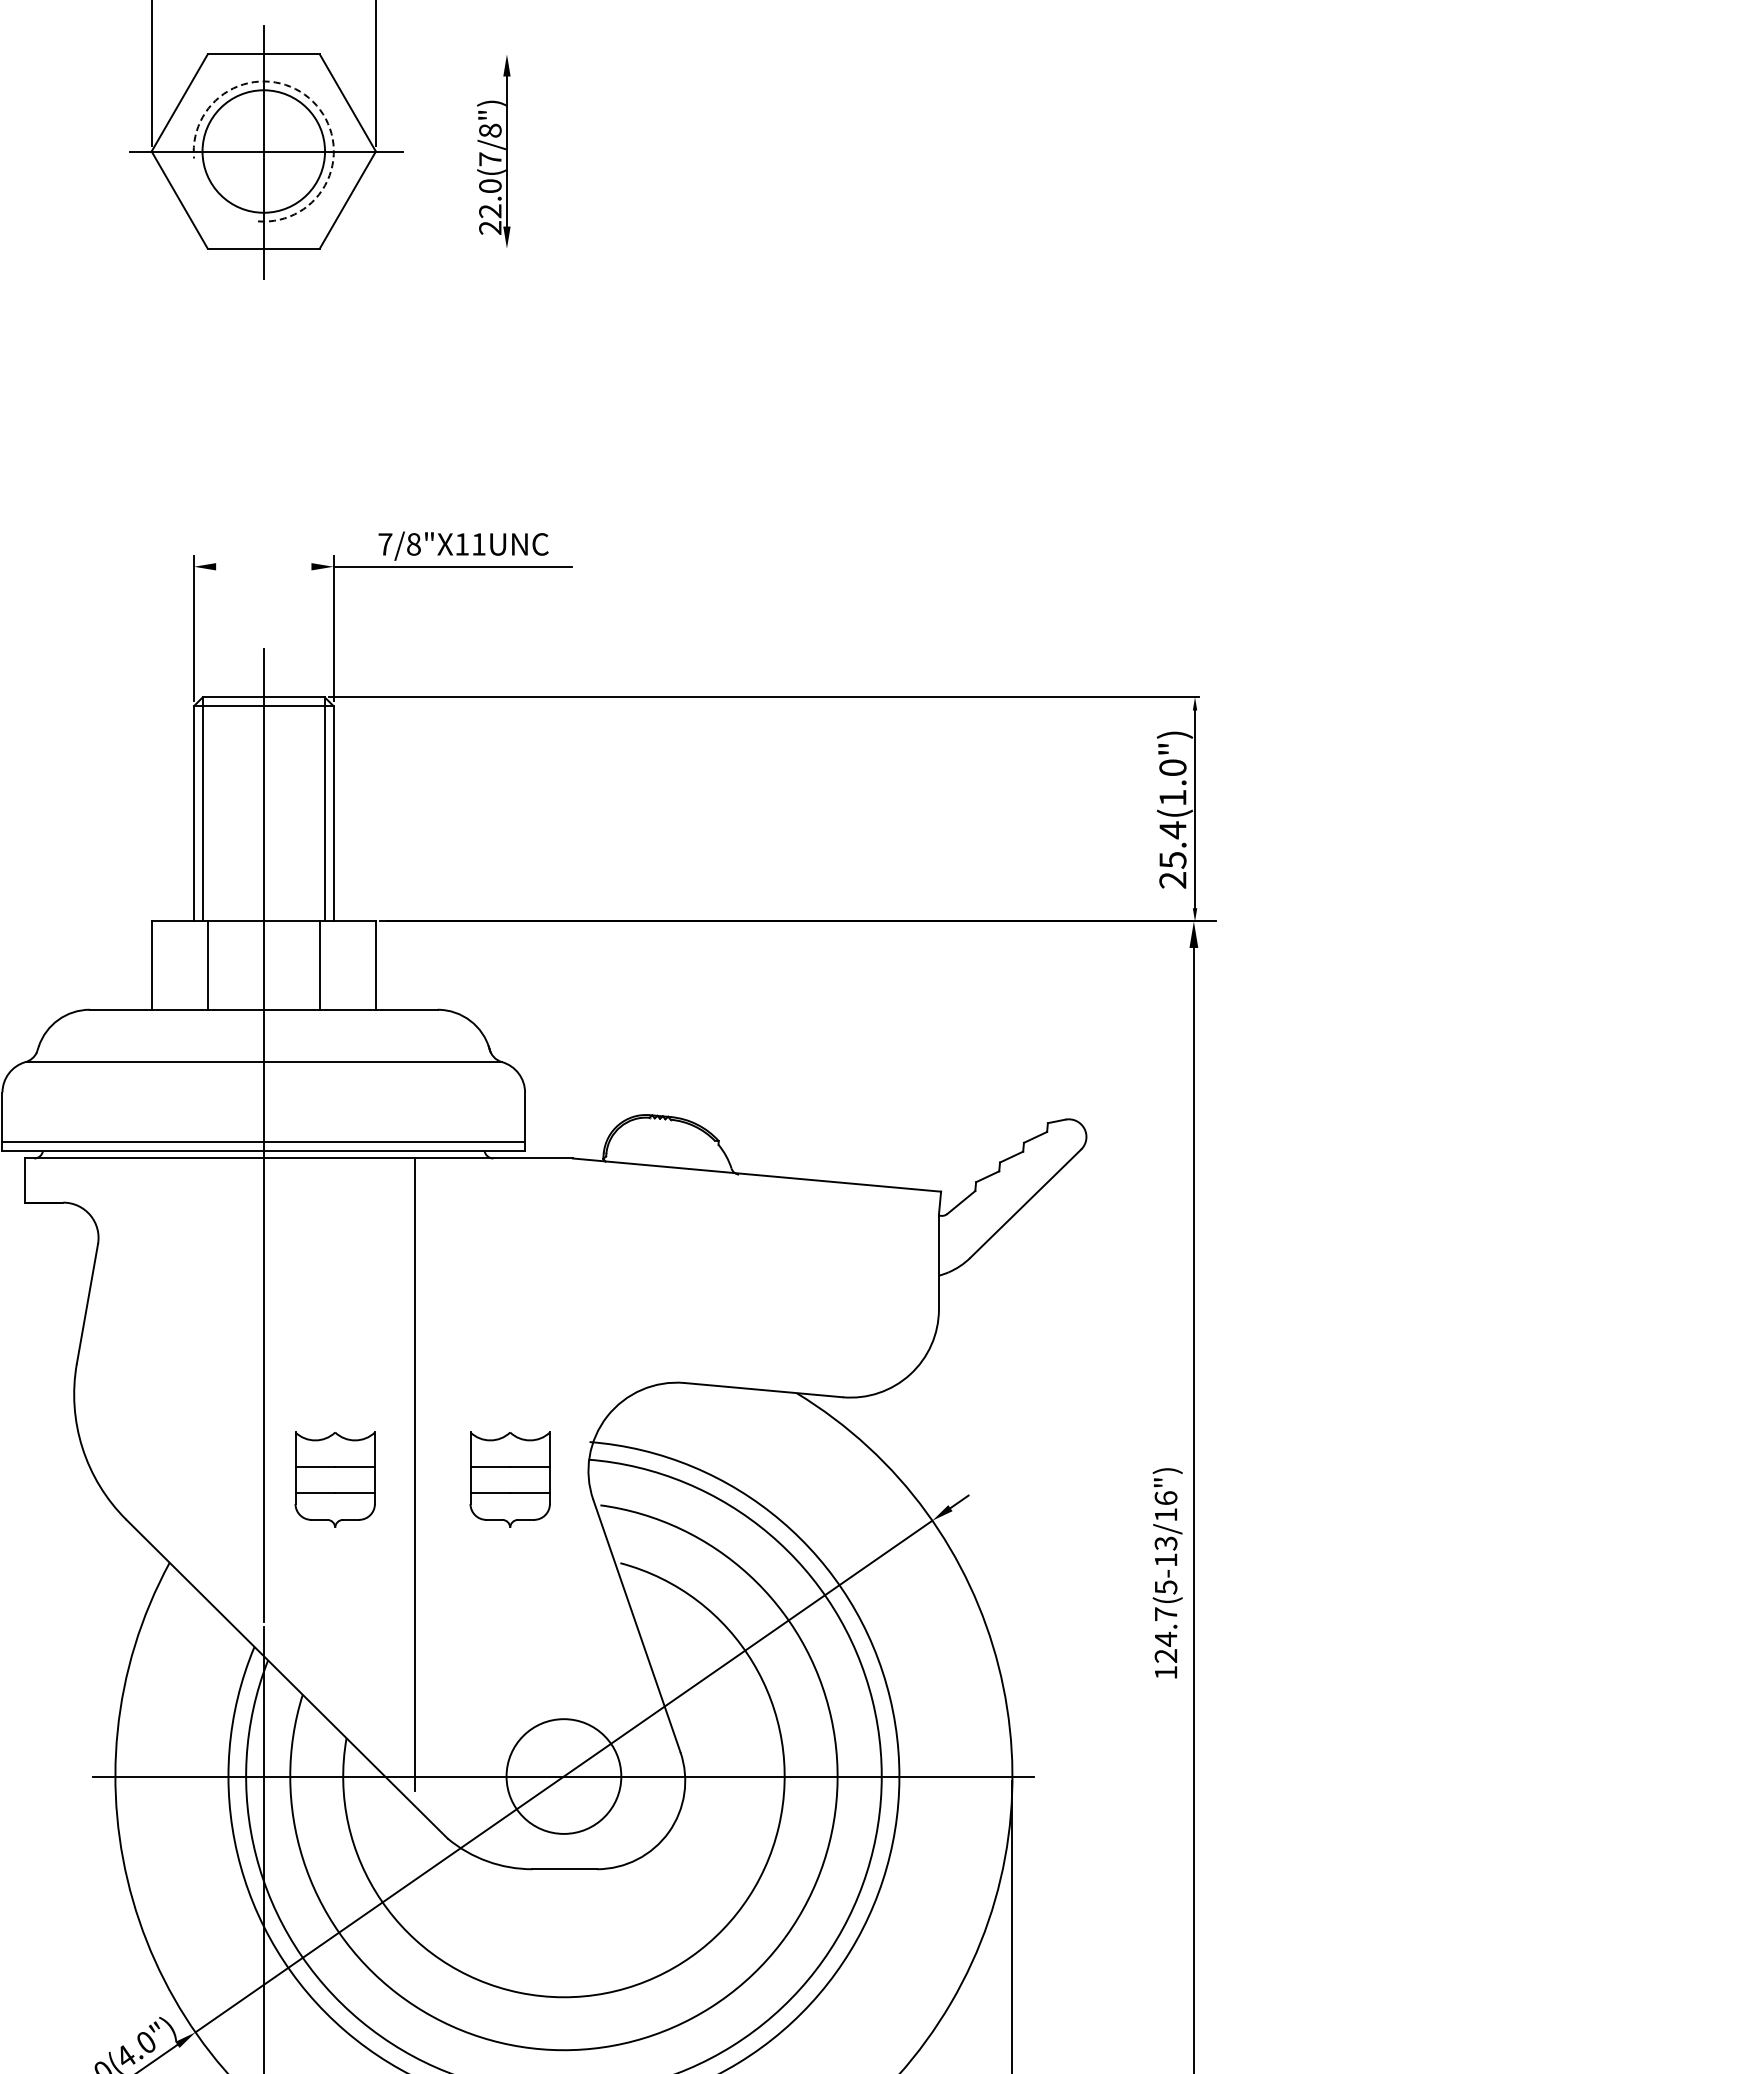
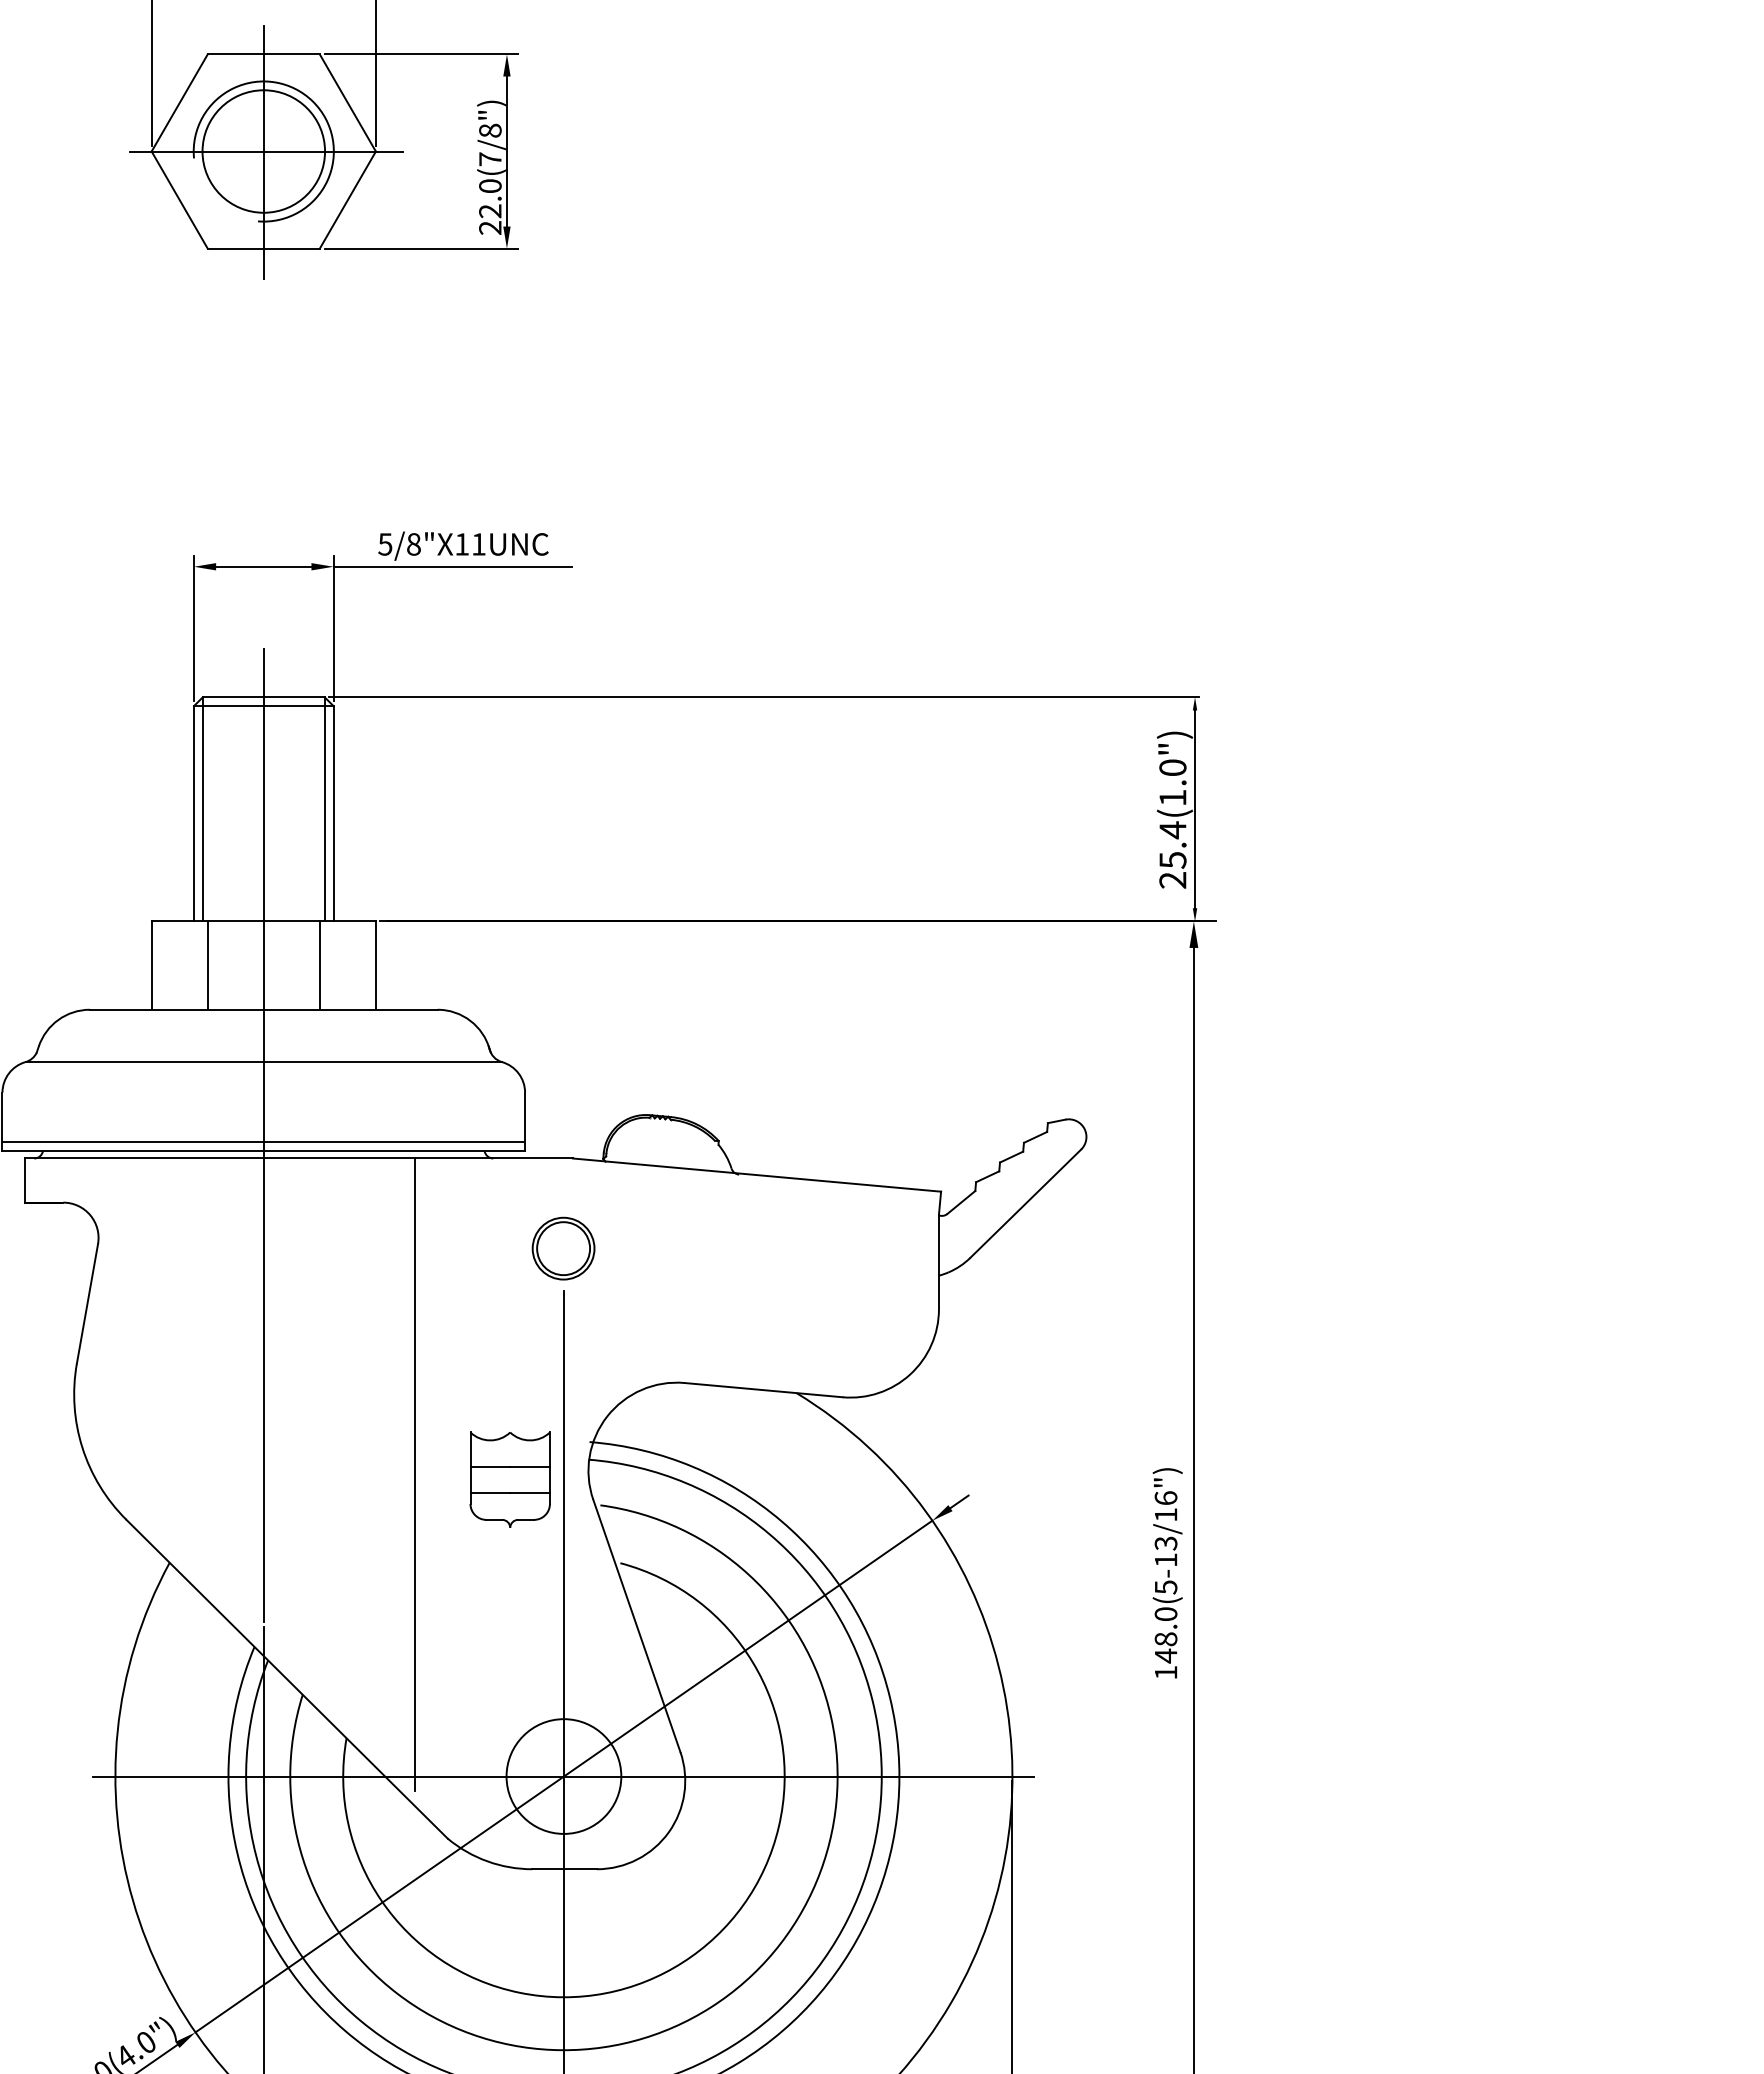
line: none -> present (421, 54)
arc: dashed -> solid (312, 101)
line: none -> present (421, 248)
text: 7/8"X11UNC -> 5/8"X11UNC (385, 544)
line: none -> present (263, 566)
part: none -> present (563, 1248)
part: present -> none (334, 1479)
text: 124.7(5-13/16") -> 148.0(5-13/16") (1165, 1635)
line: none -> present (563, 1680)
